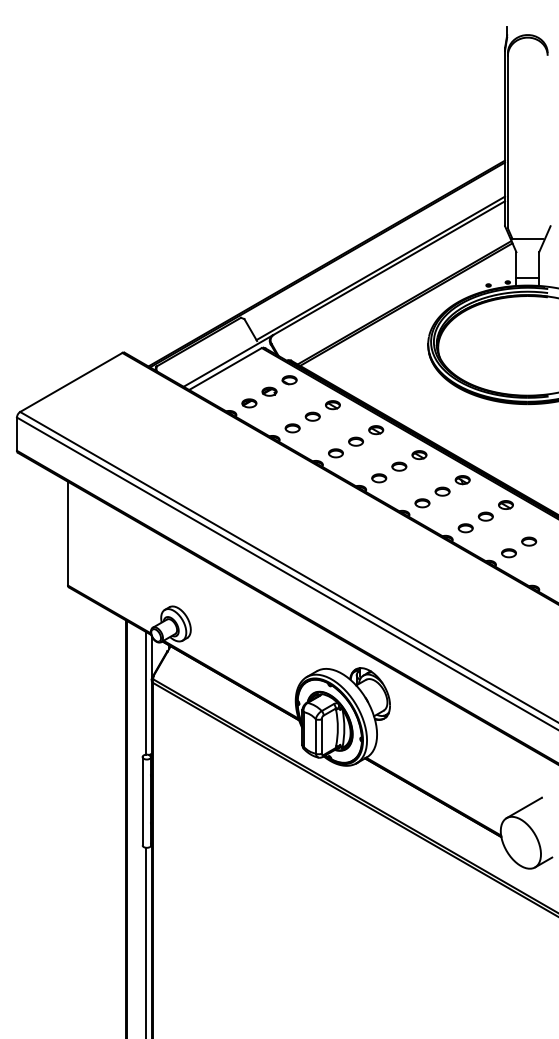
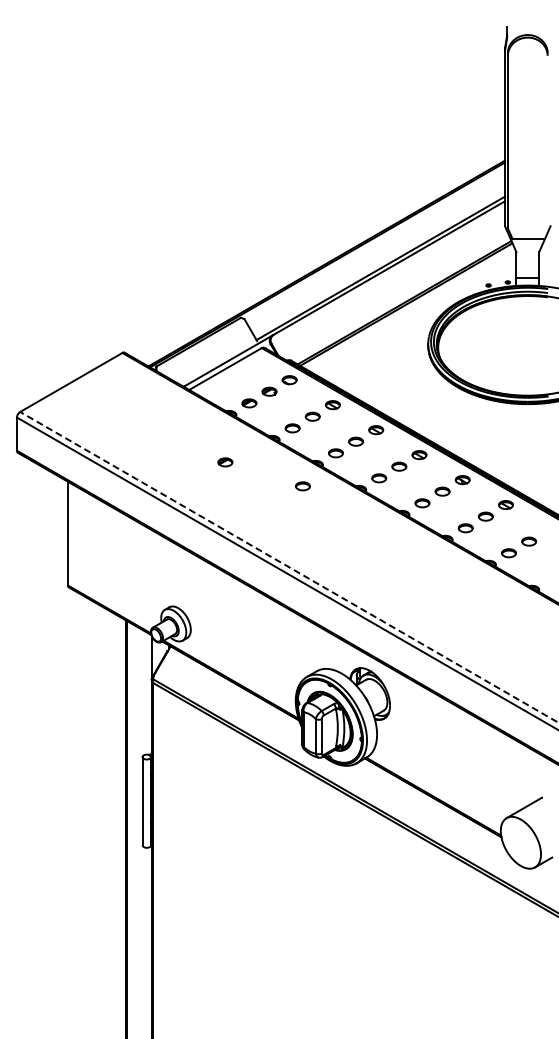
part: none -> present (225, 462)
part: none -> present (302, 486)
line: solid -> dashed (289, 567)
line: present -> none (146, 692)
line: present -> none (146, 941)
